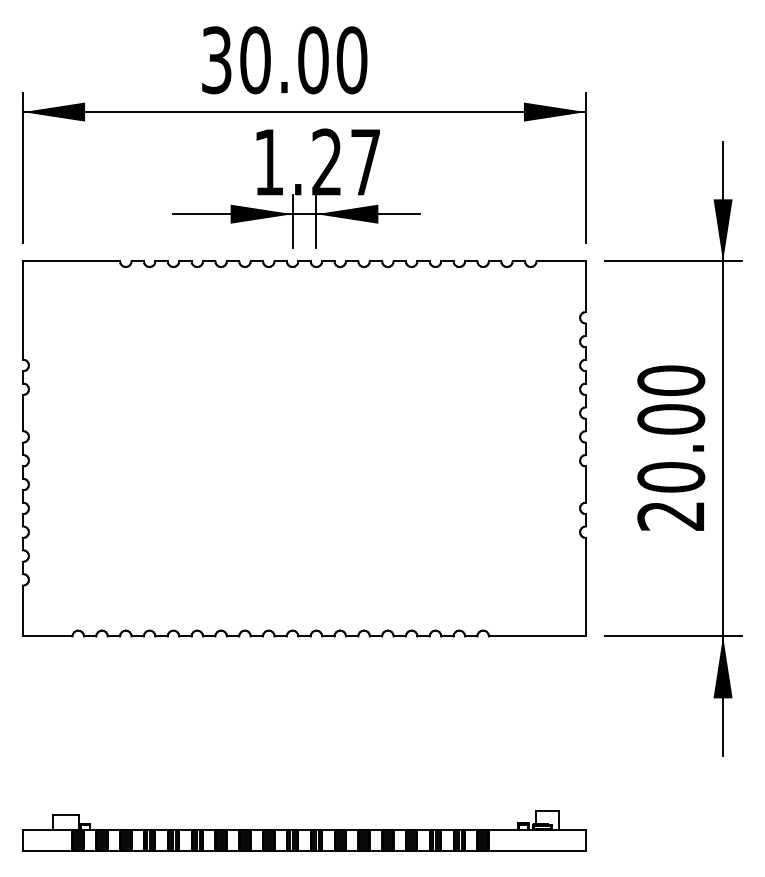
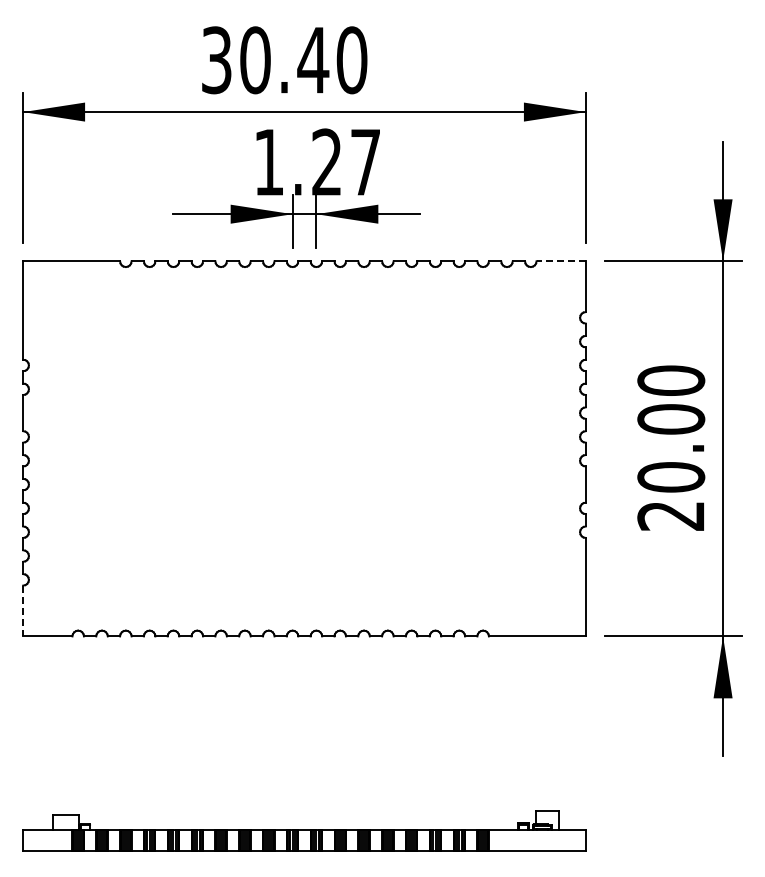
text: 30.00 -> 30.40 (313, 60)
line: solid -> dashed (561, 261)
line: solid -> dashed (23, 611)
